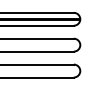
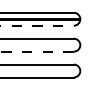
line: solid -> dashed (37, 25)
line: solid -> dashed (37, 51)
